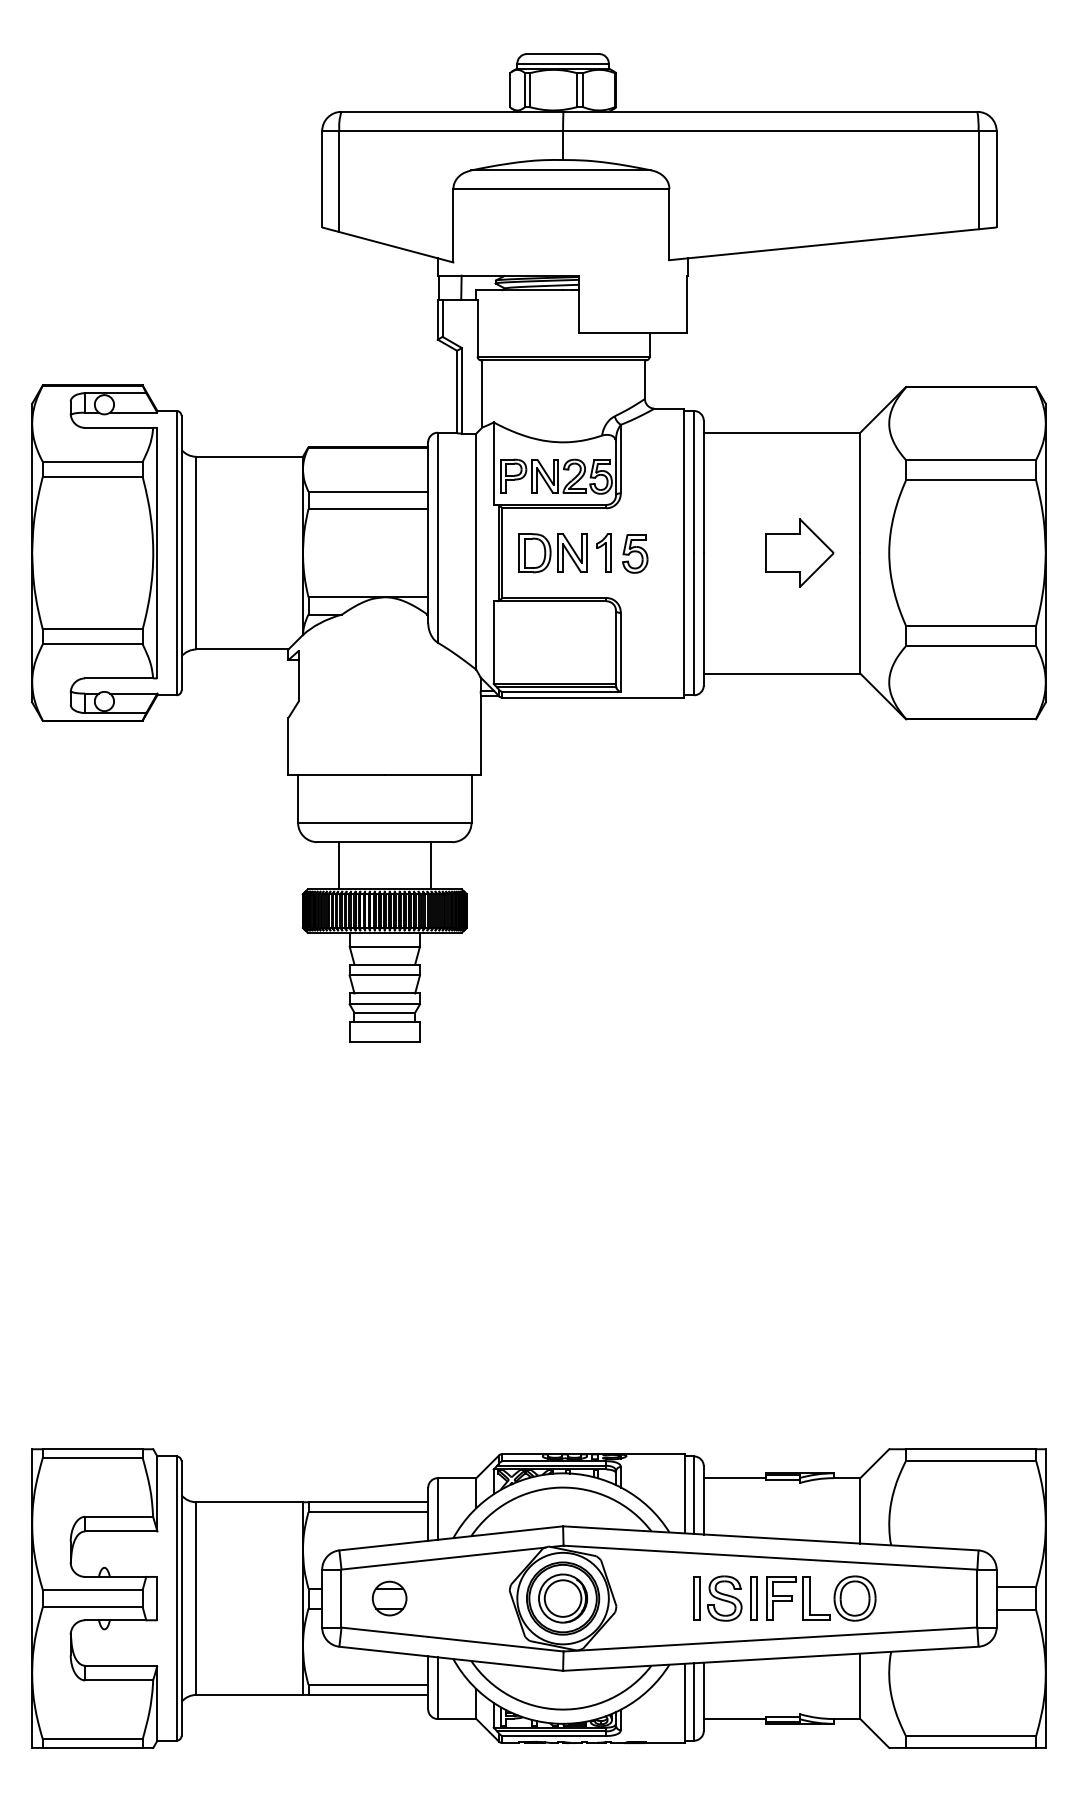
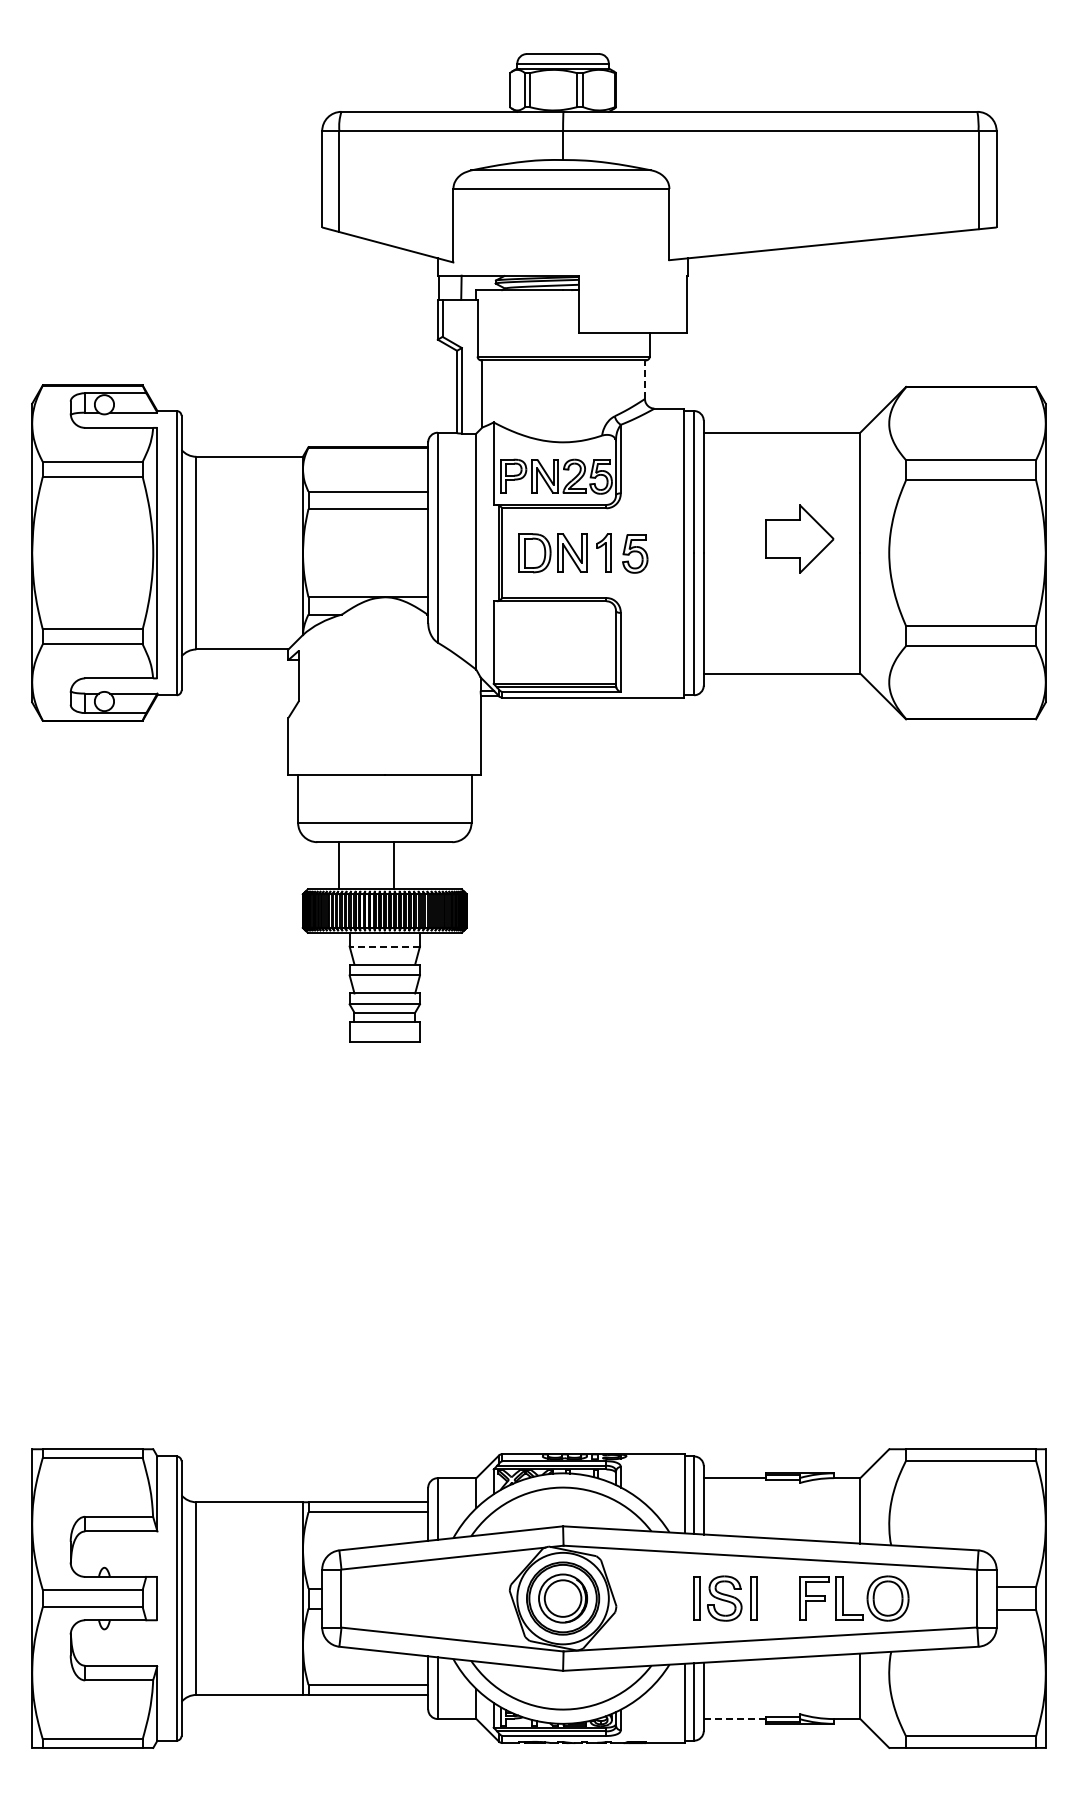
line: solid -> dashed (644, 379)
part position: (799, 552) -> (799, 538) (799, 538)
line position: (430, 865) -> (393, 865) (393, 865)
line: solid -> dashed (384, 946)
part: present -> none (389, 1598)
part position: (810, 1598) -> (843, 1598) (843, 1598)
line: solid -> dashed (735, 1719)
